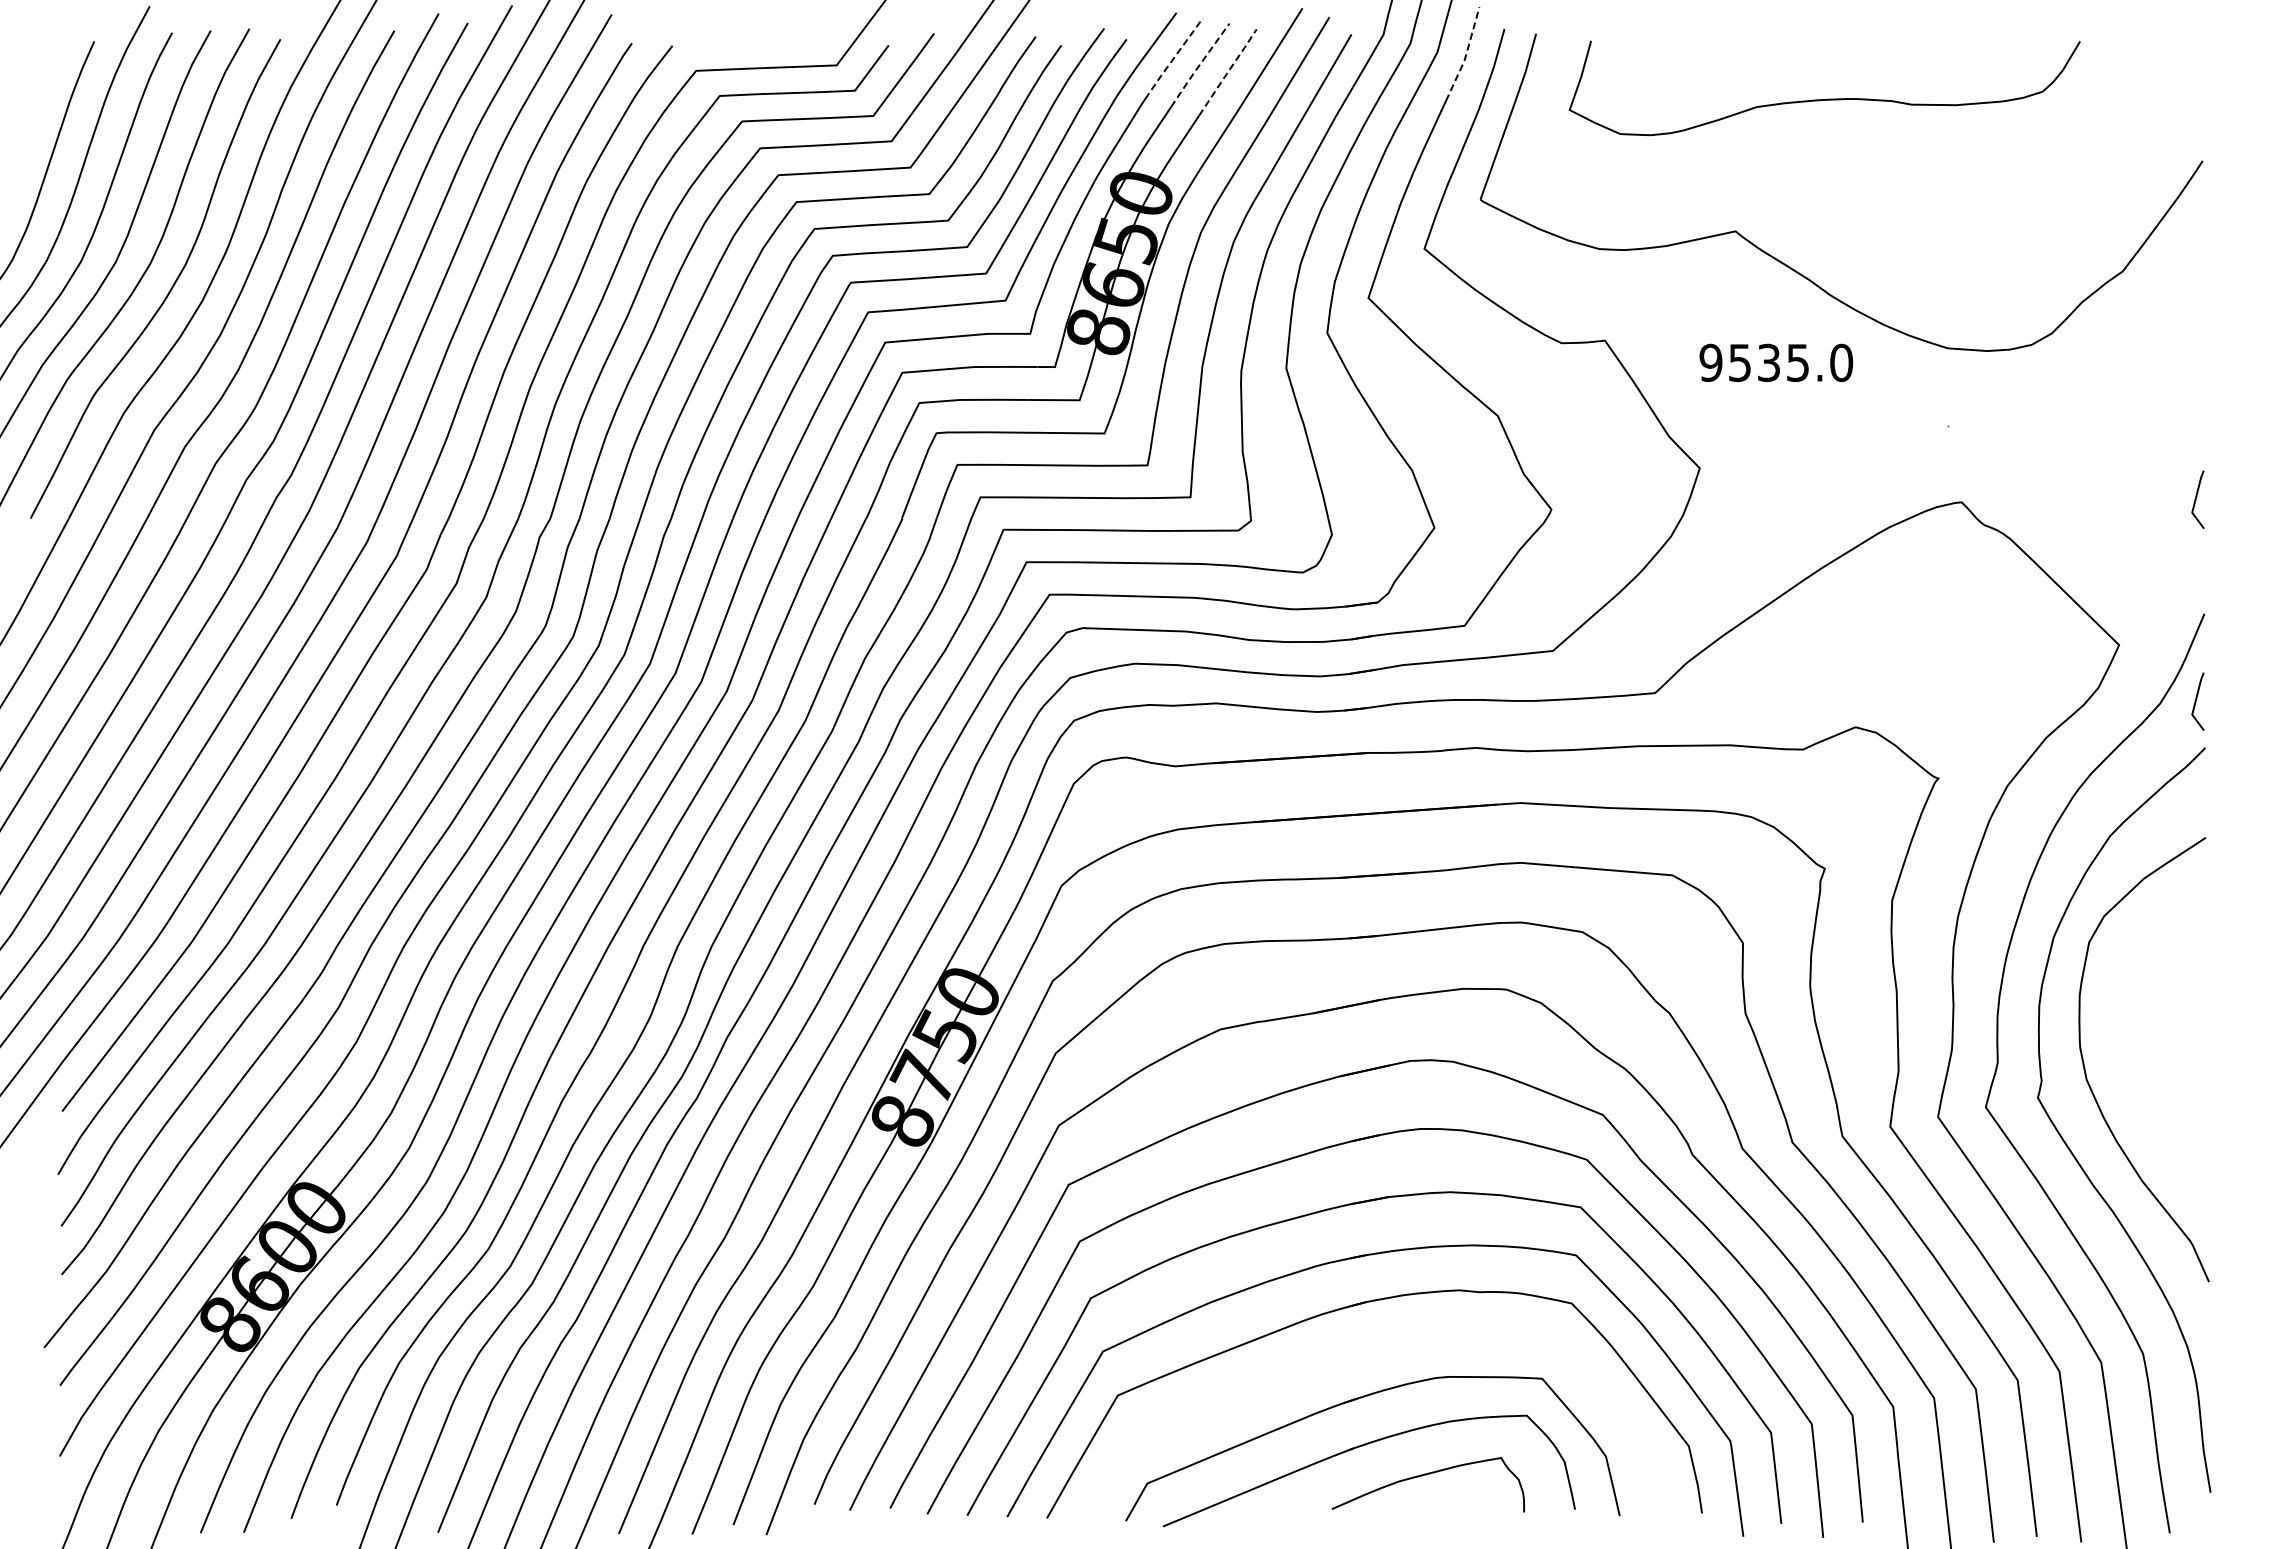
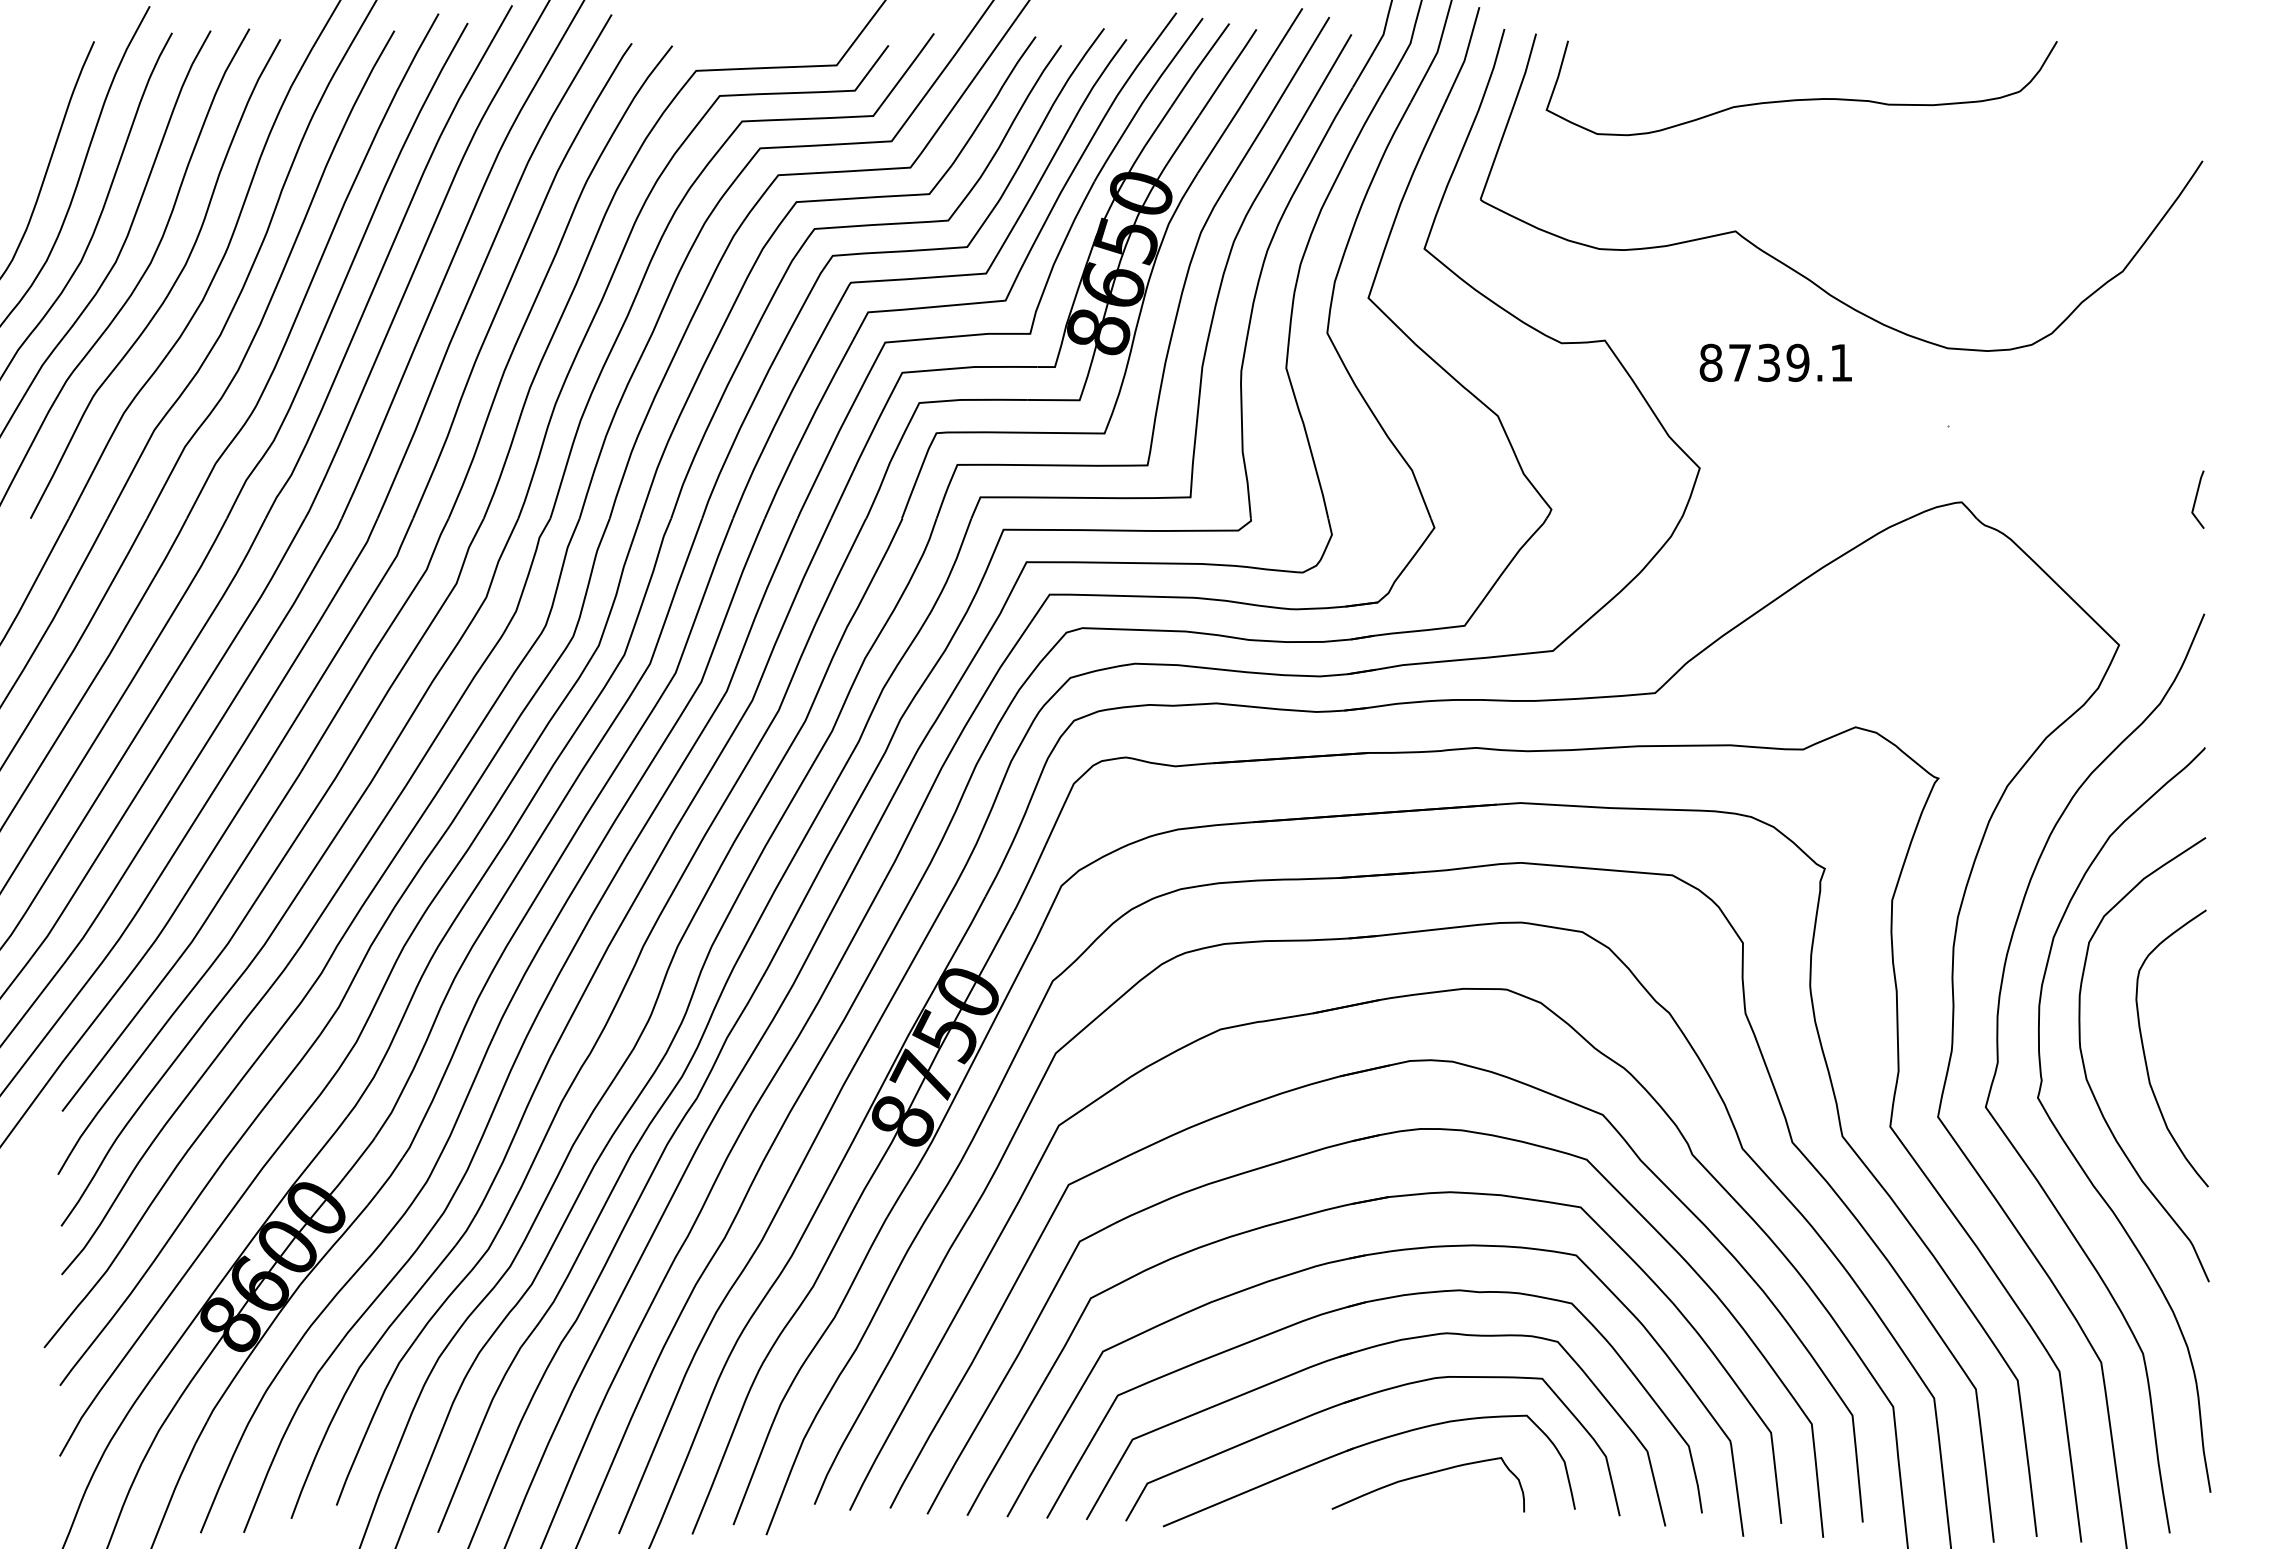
line: dashed -> solid (1465, 56)
line: dashed -> solid (1173, 58)
line: dashed -> solid (1199, 65)
line: dashed -> solid (1227, 72)
curve position: (1827, 98) -> (1804, 98) (1804, 98)
text: 9535.0 -> 8739.1 (1776, 362)
part: present -> none (2197, 701)
curve: none -> present (2145, 1054)
part: none -> present (1351, 1354)
